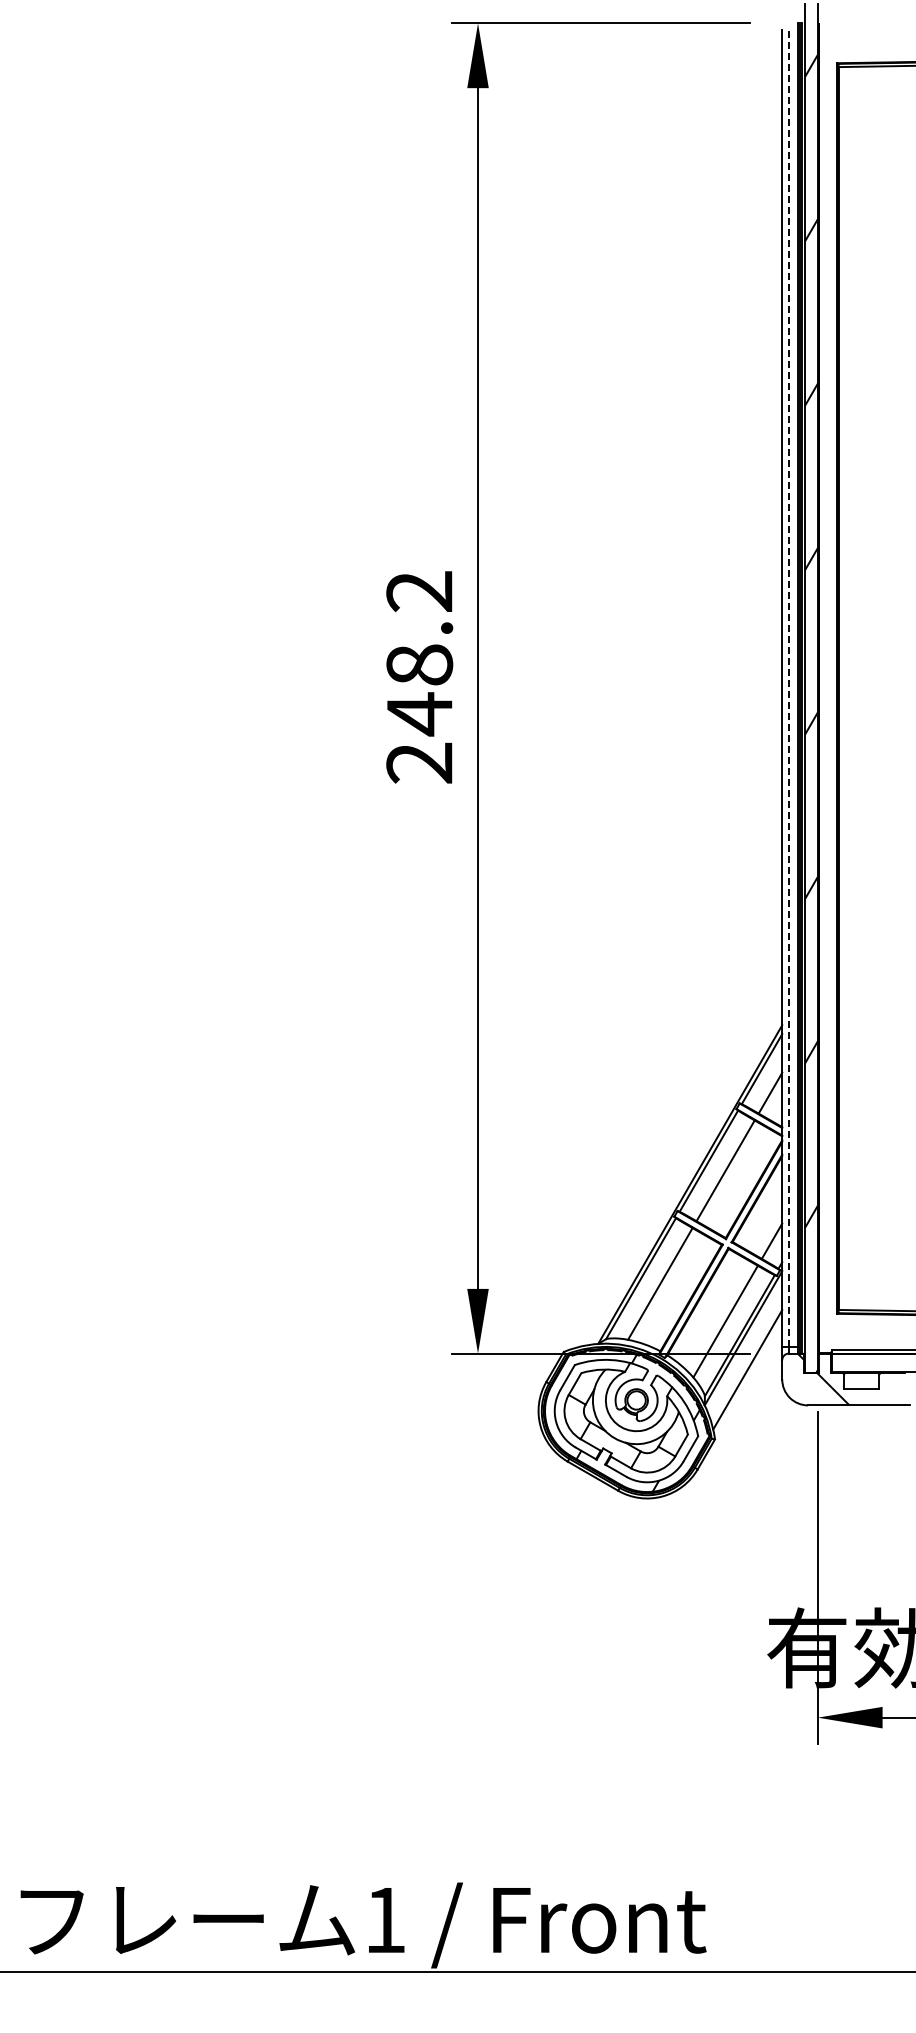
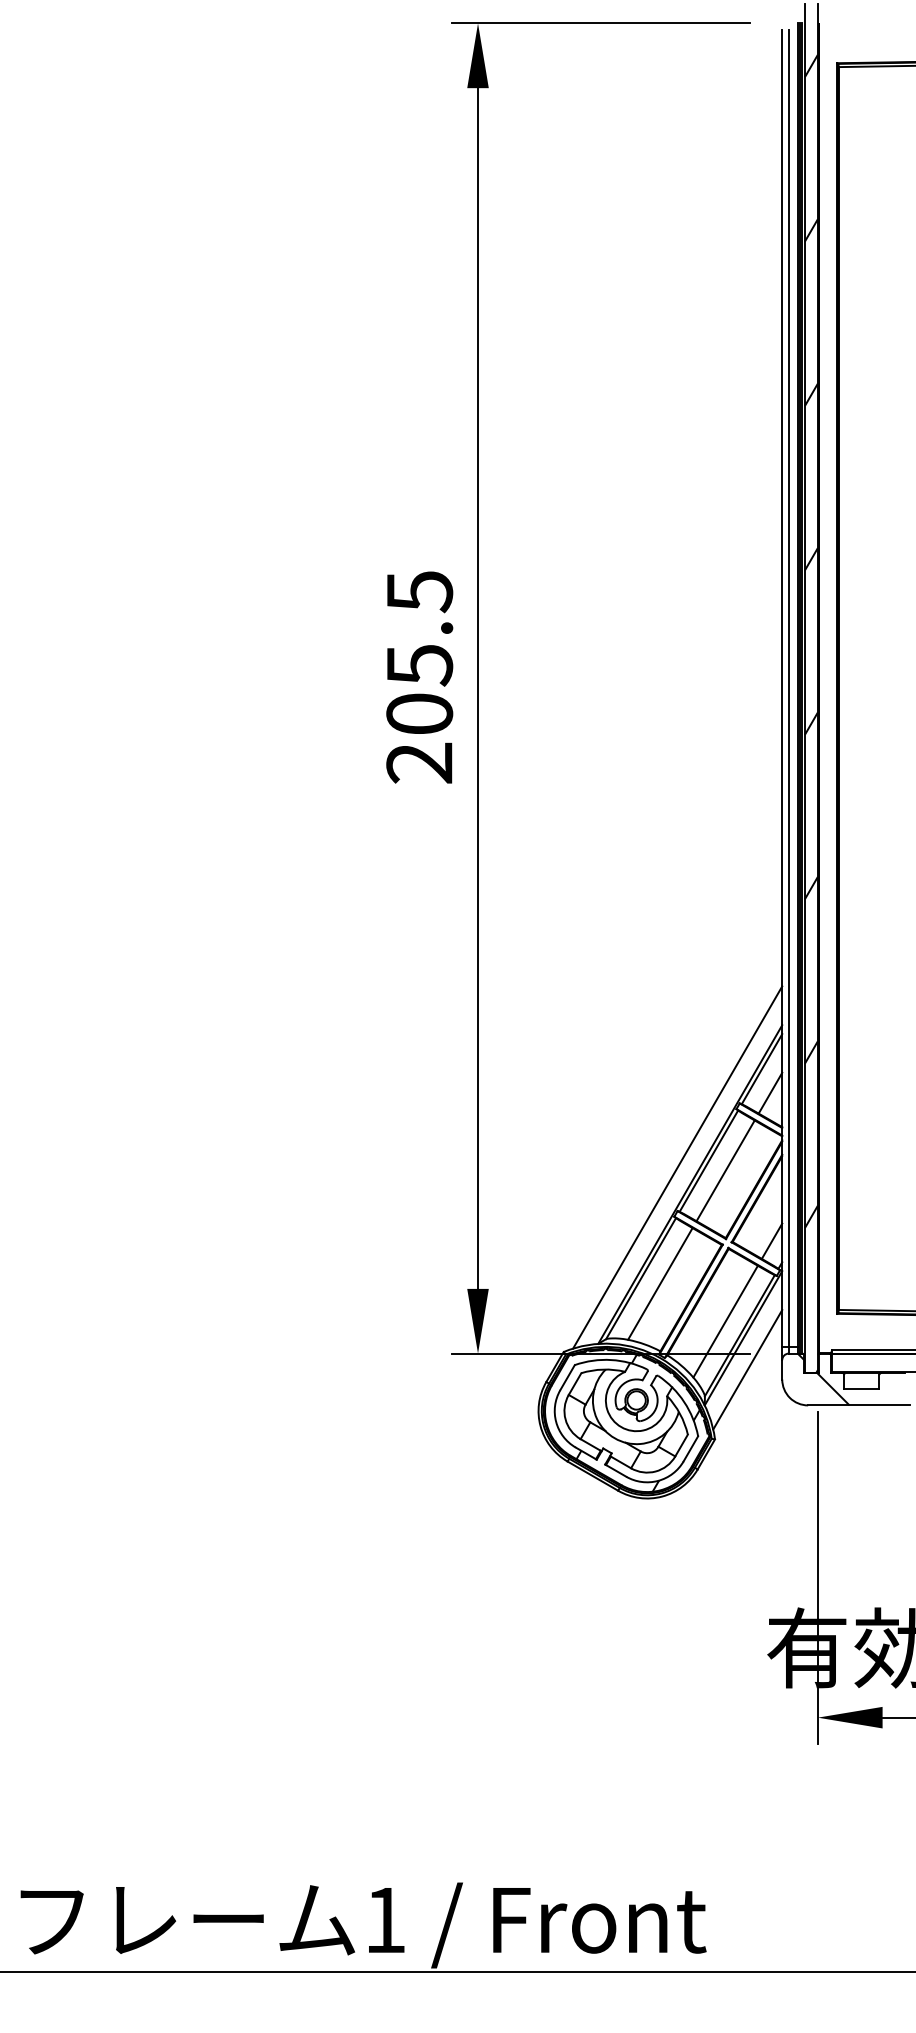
text: 248.2 -> 205.5 (419, 653)
line: dashed -> solid (788, 688)
line: none -> present (677, 1167)
